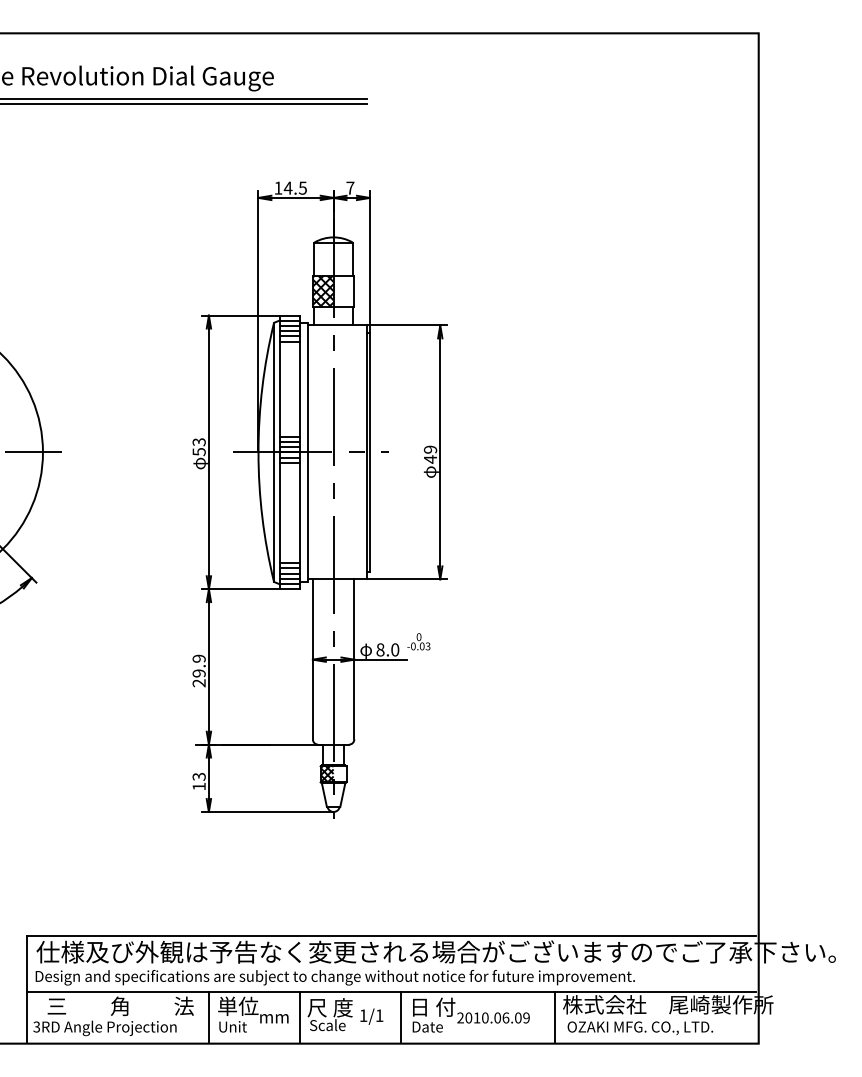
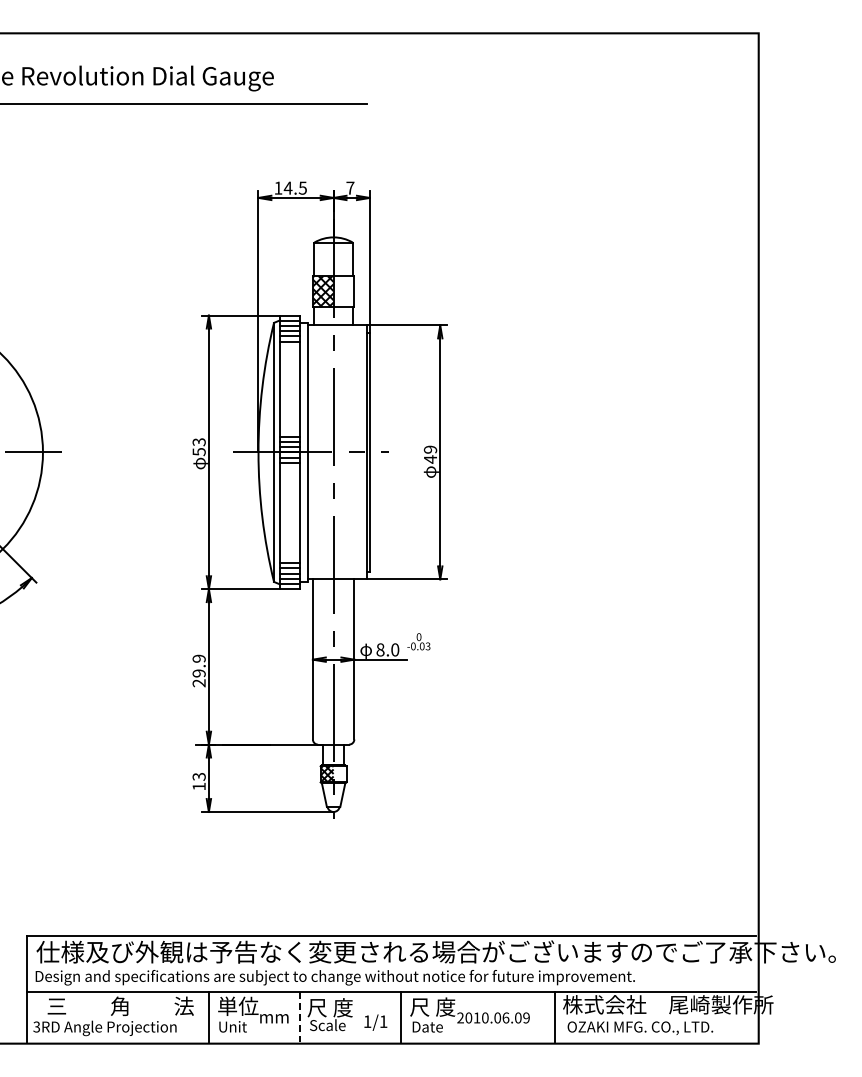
line: present -> none (184, 98)
text: 日 付 -> 尺 度 (432, 1006)
line: solid -> dashed (300, 1016)
text position: (371, 1016) -> (375, 1022) (375, 1022)
